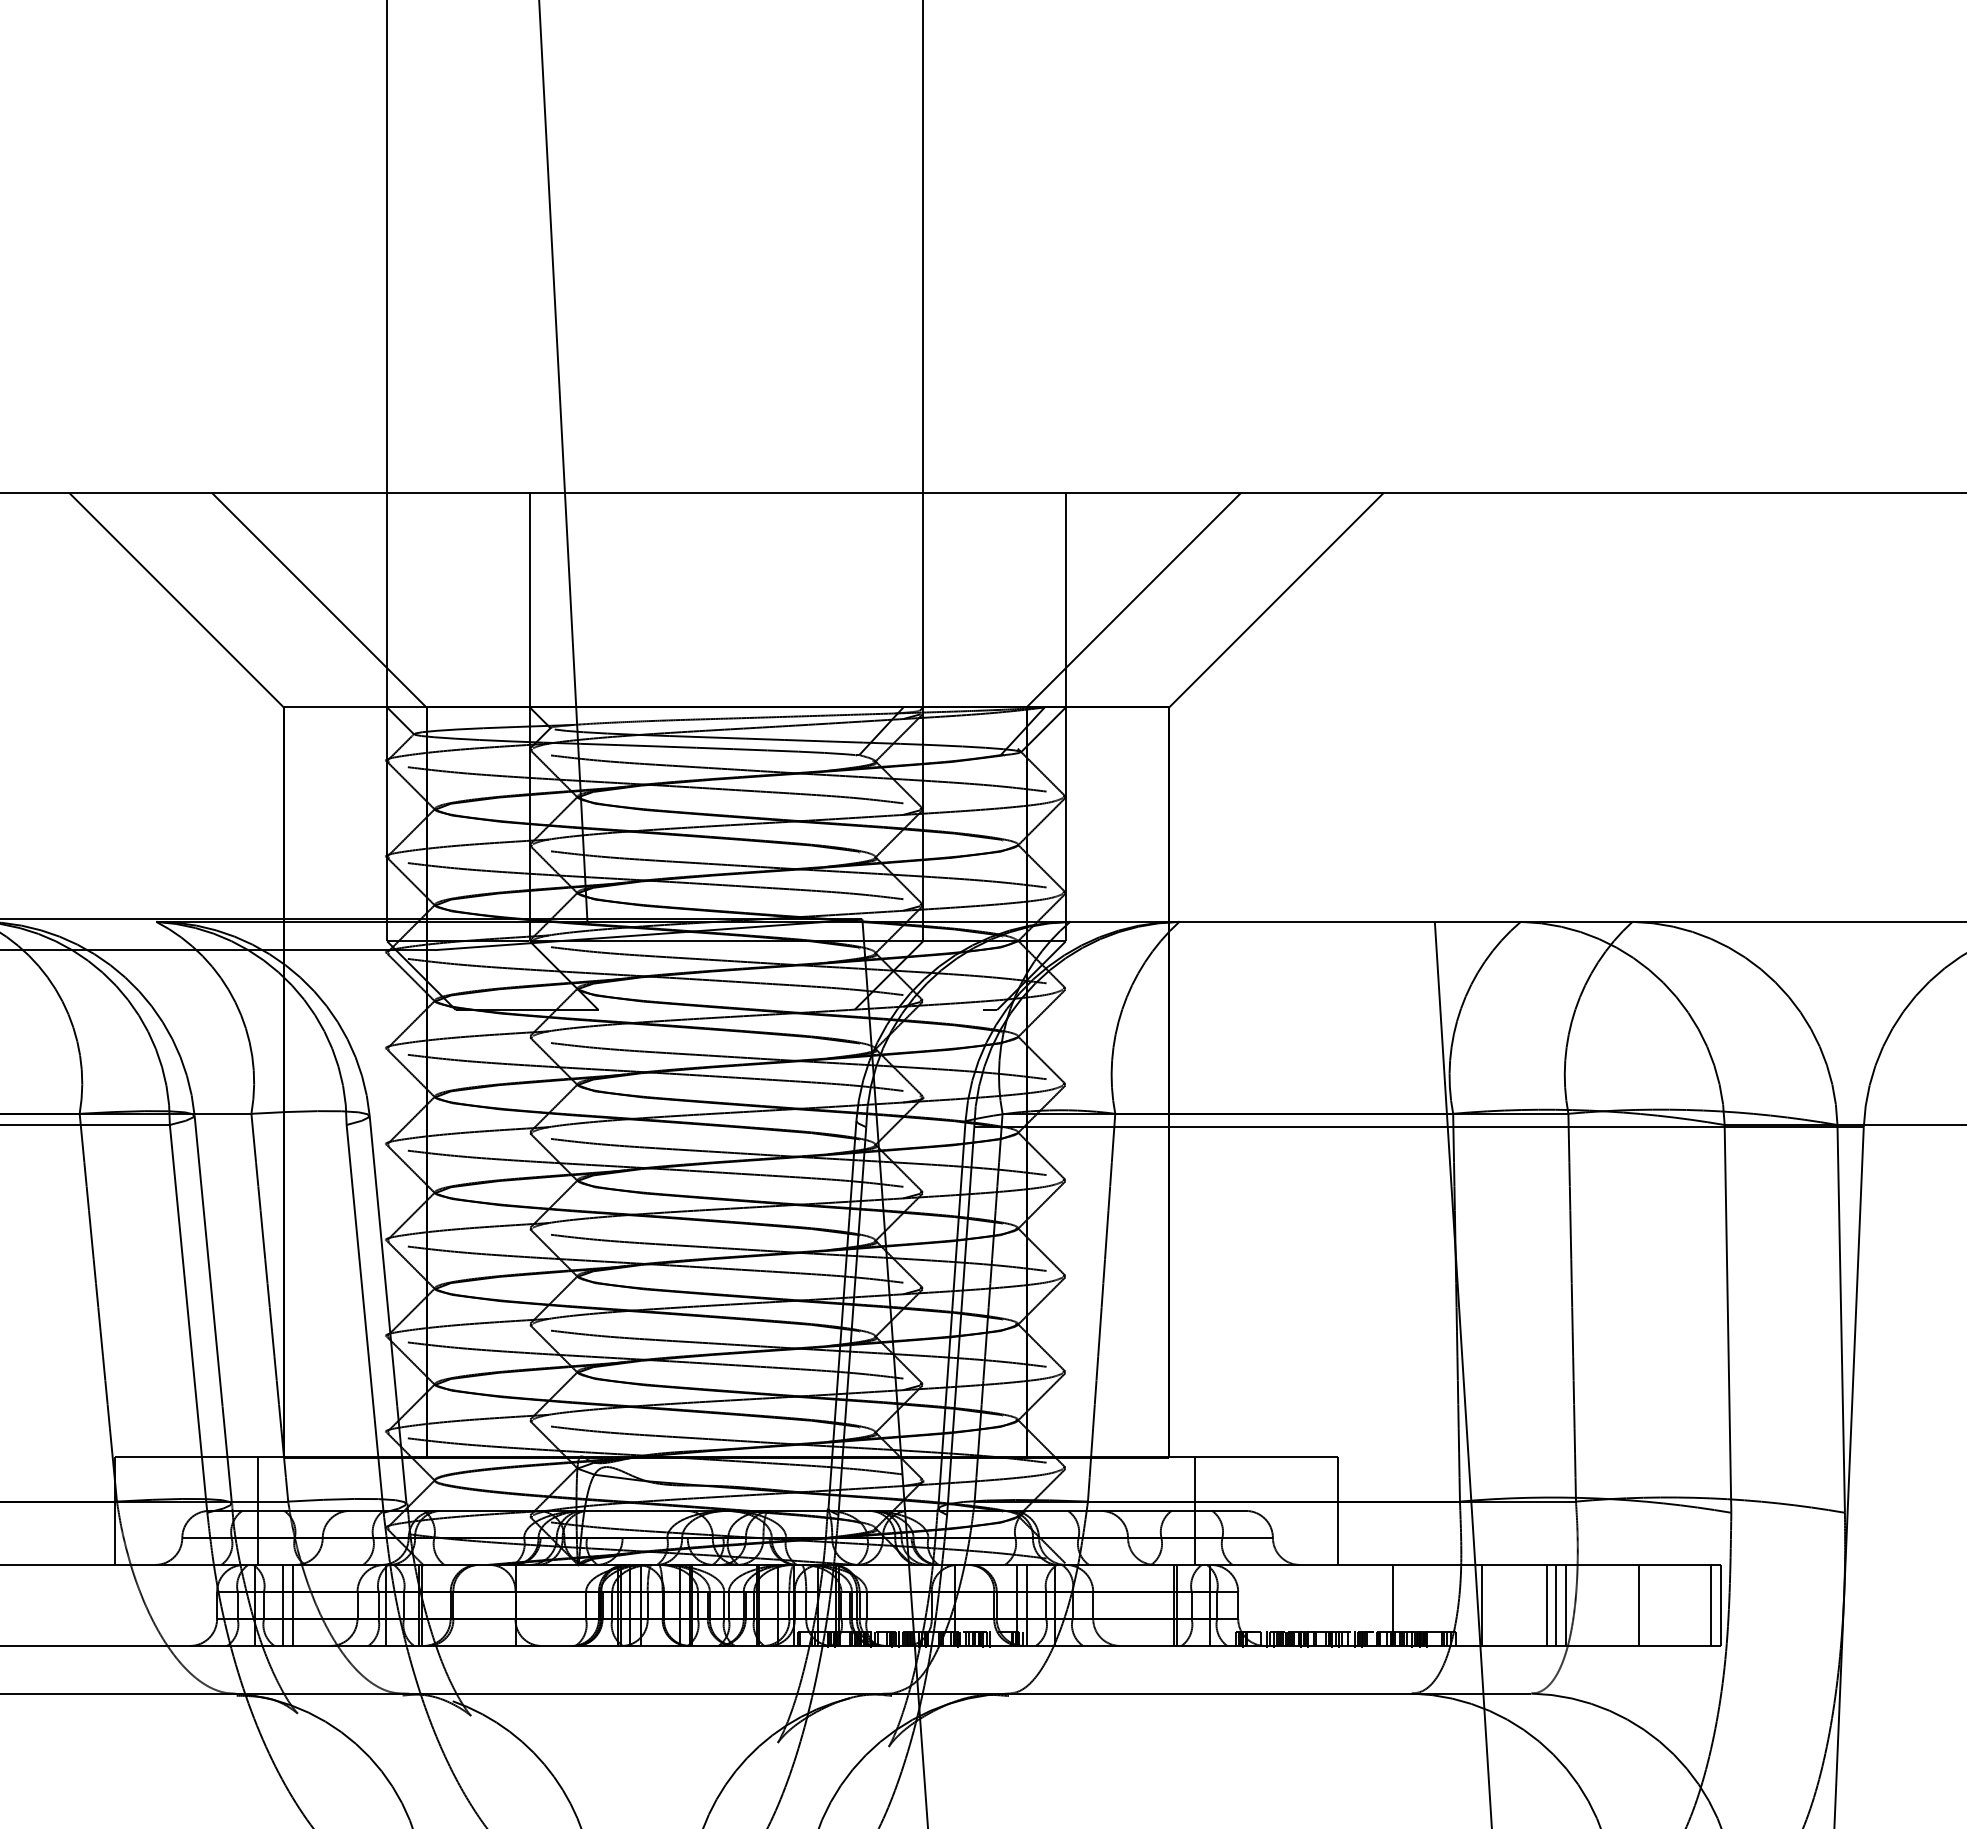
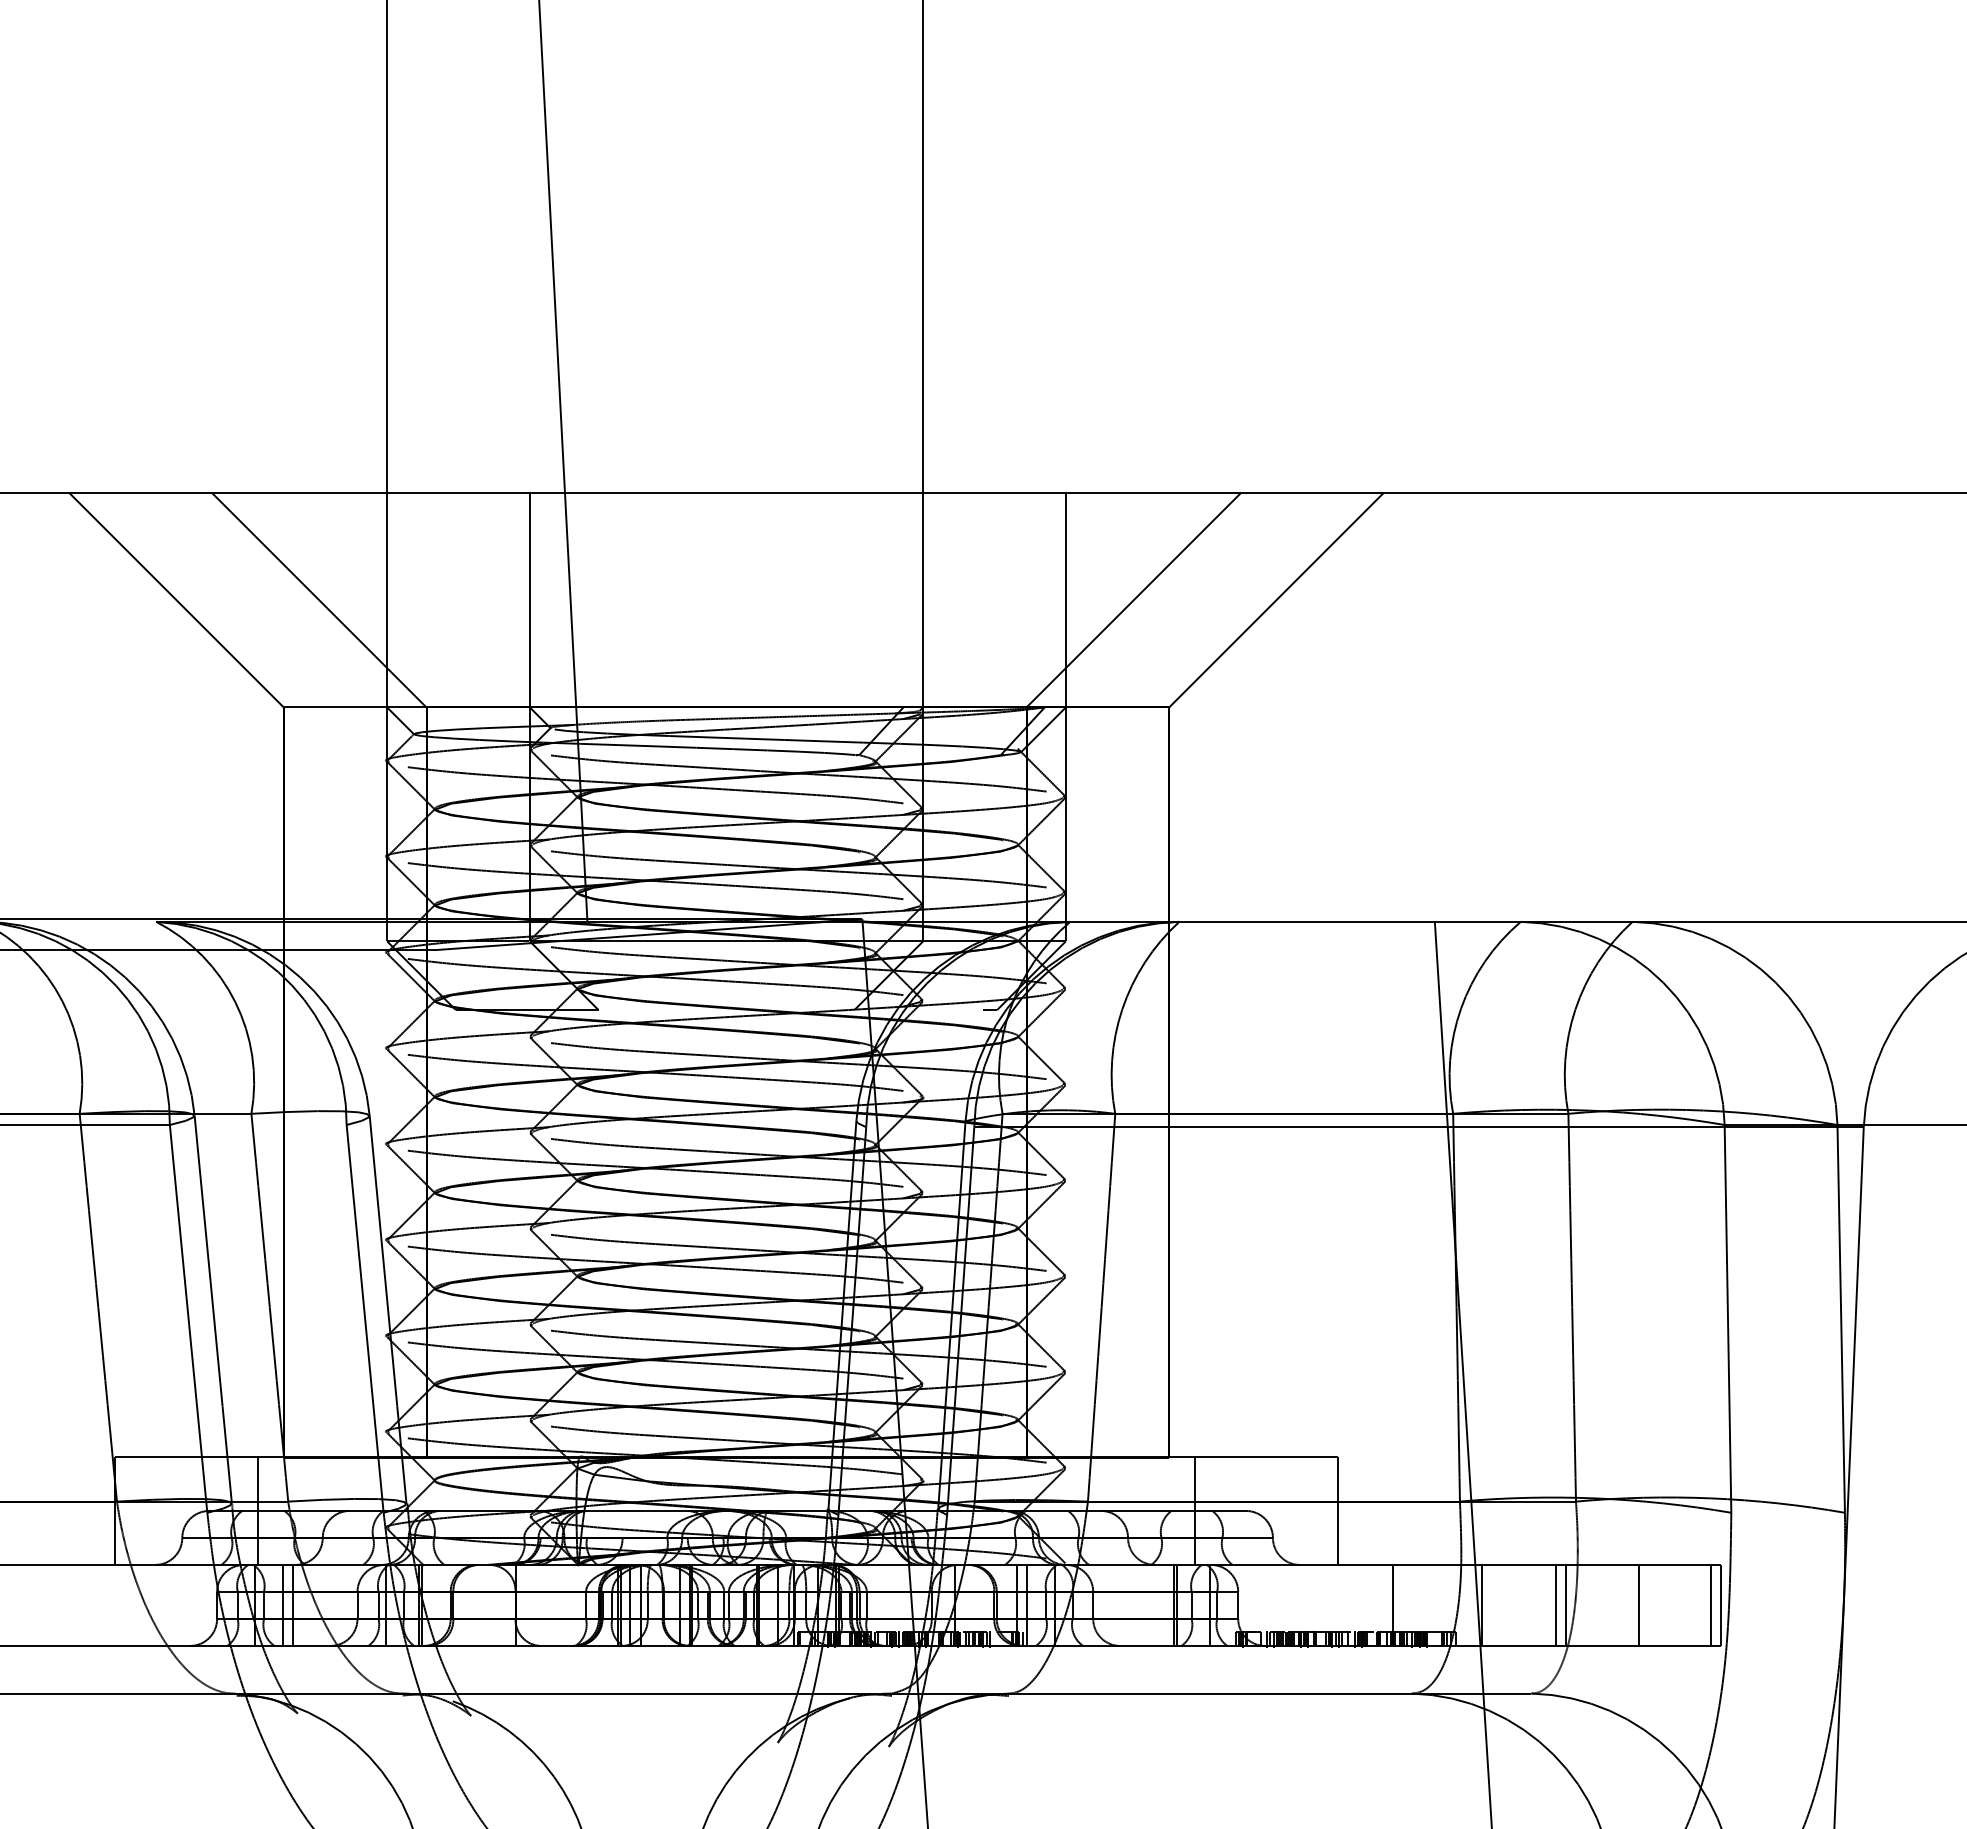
line: present -> none (1547, 1604)
